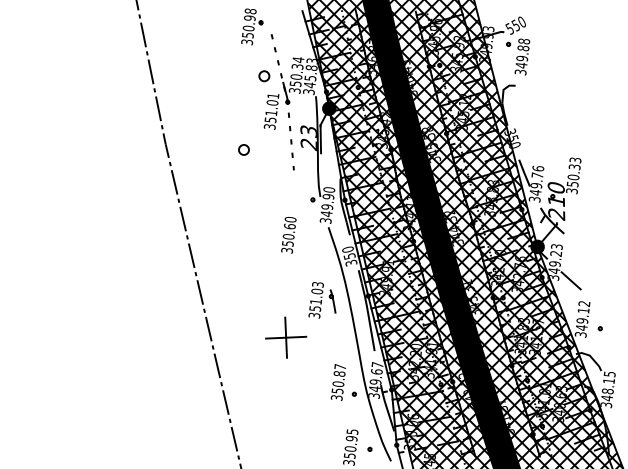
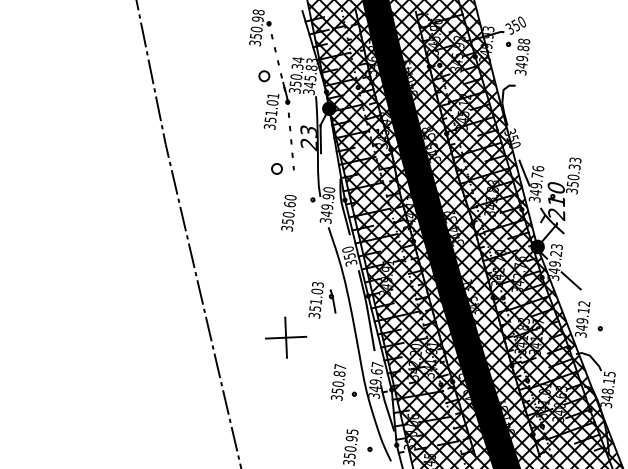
part position: (252, 26) -> (260, 27) (260, 27)
text: 550 -> 350 (509, 27)
circle position: (243, 149) -> (276, 168) (276, 168)
text position: (288, 235) -> (288, 213) (288, 213)
